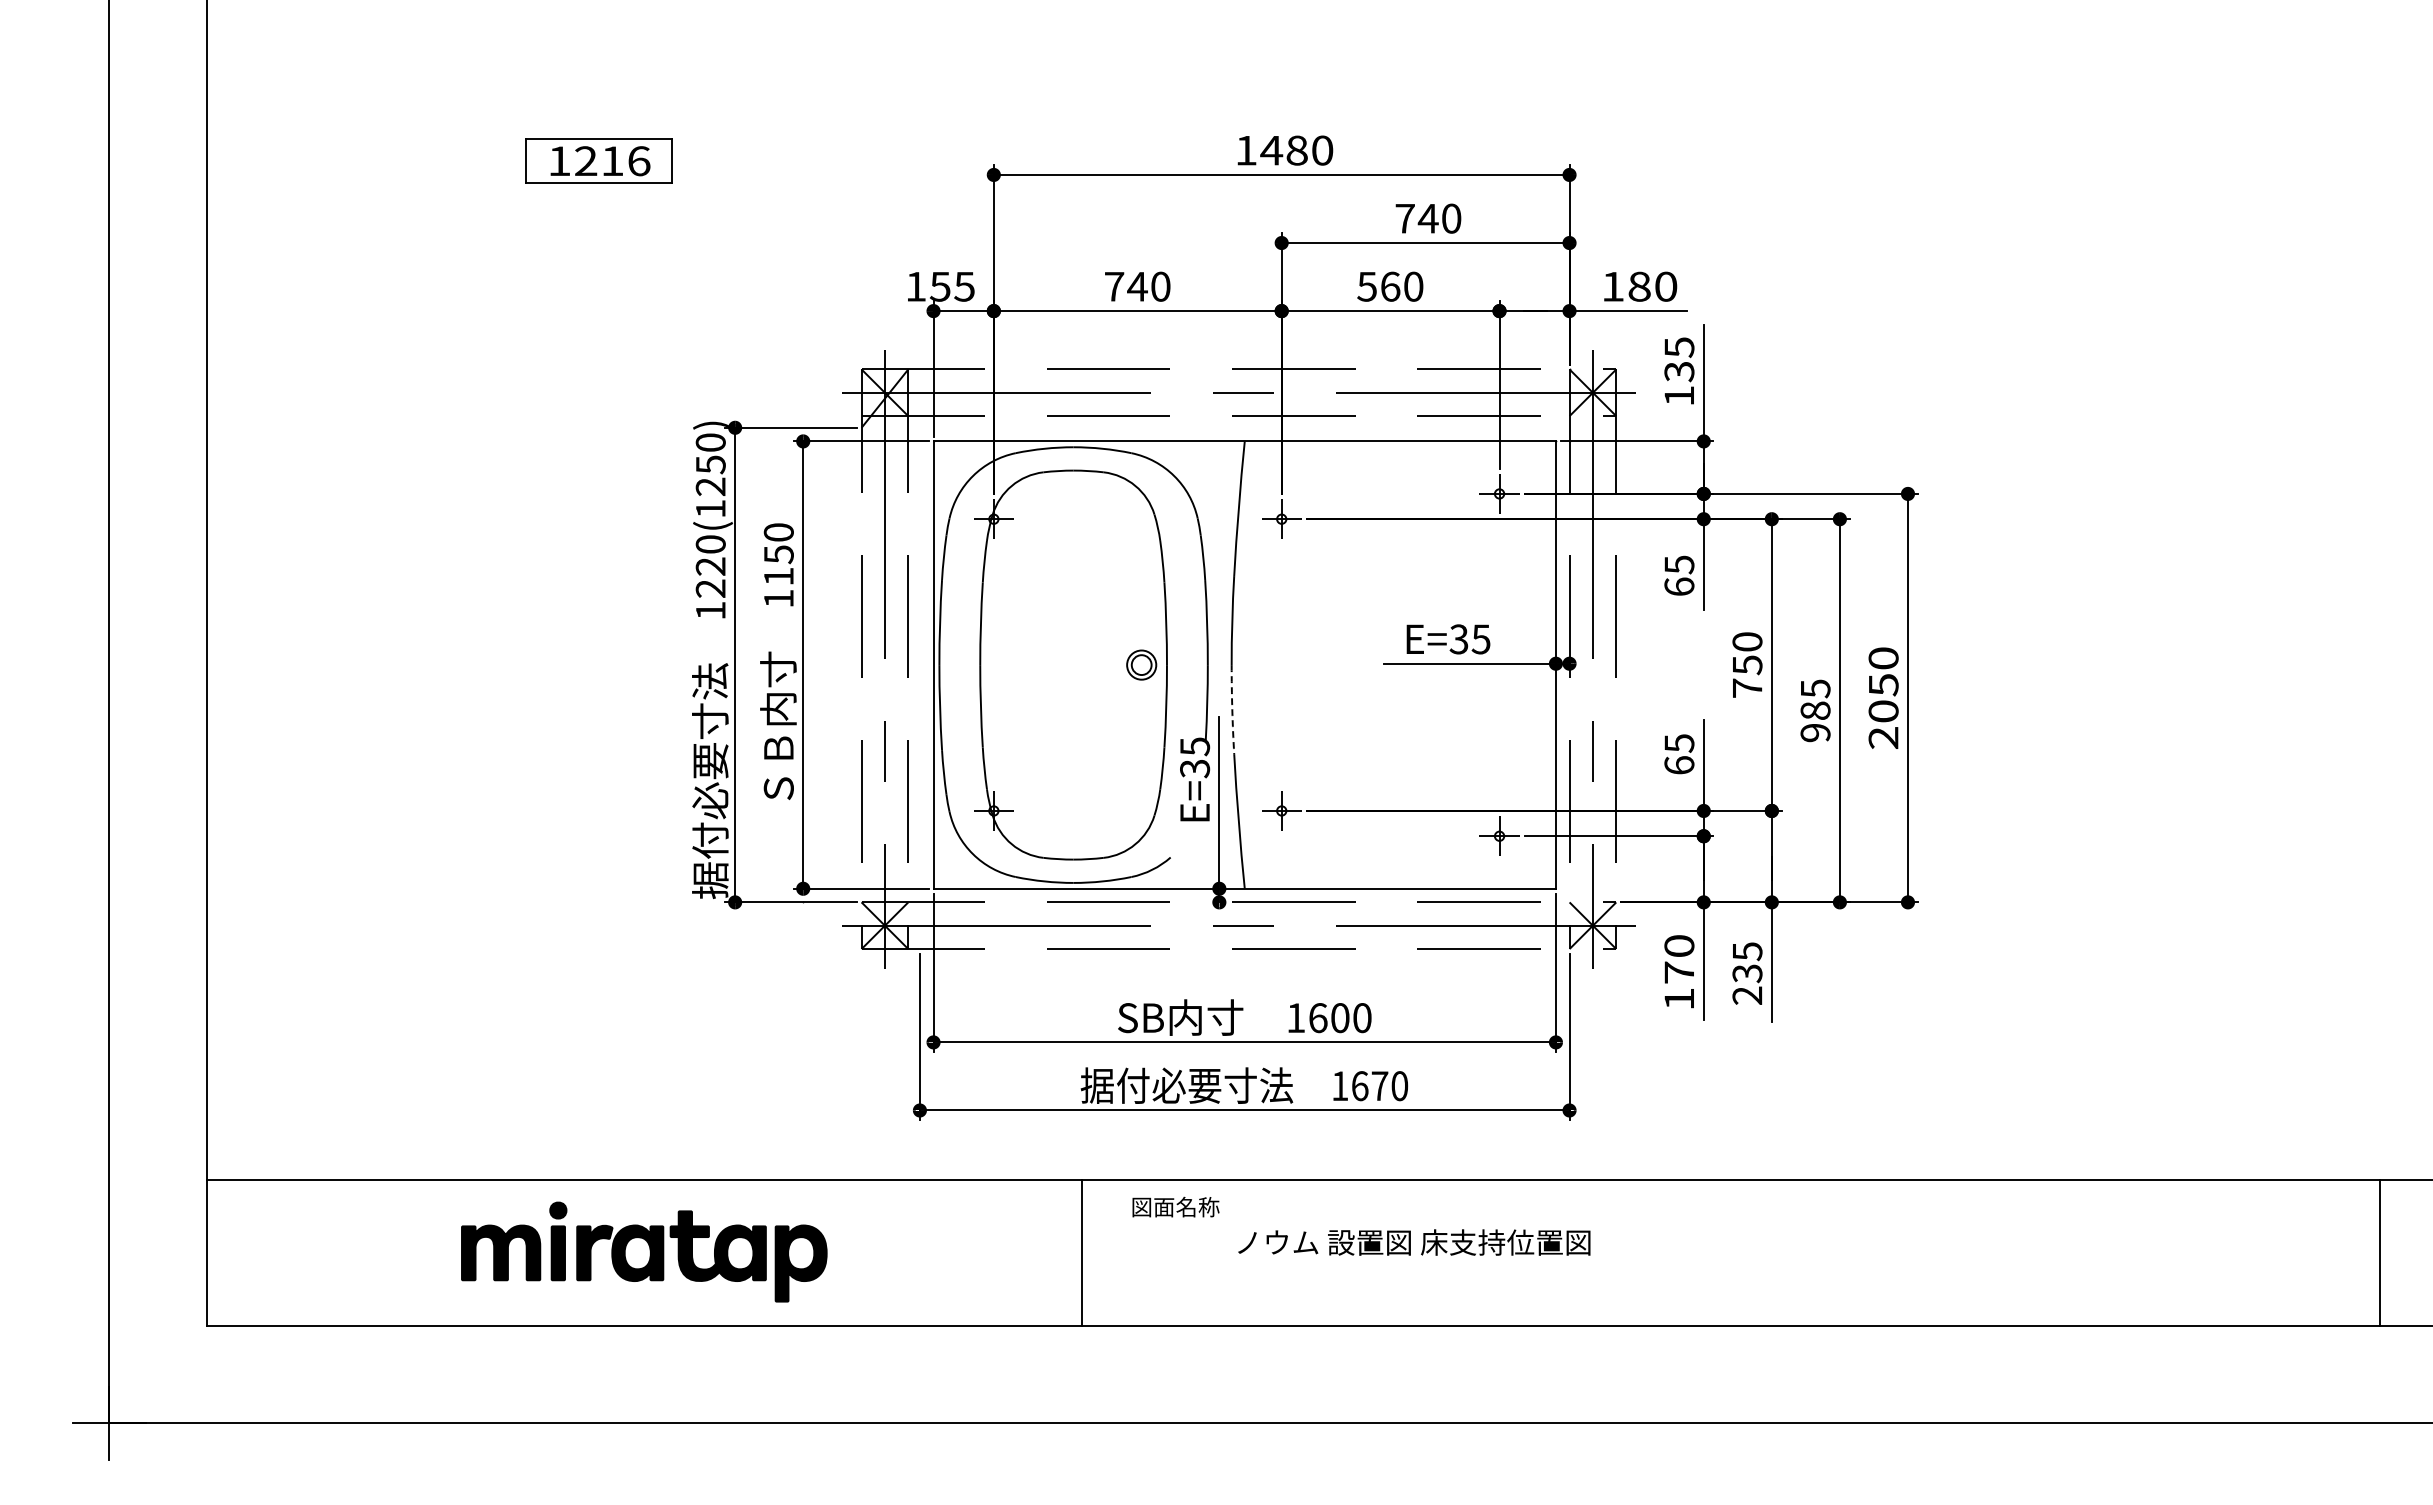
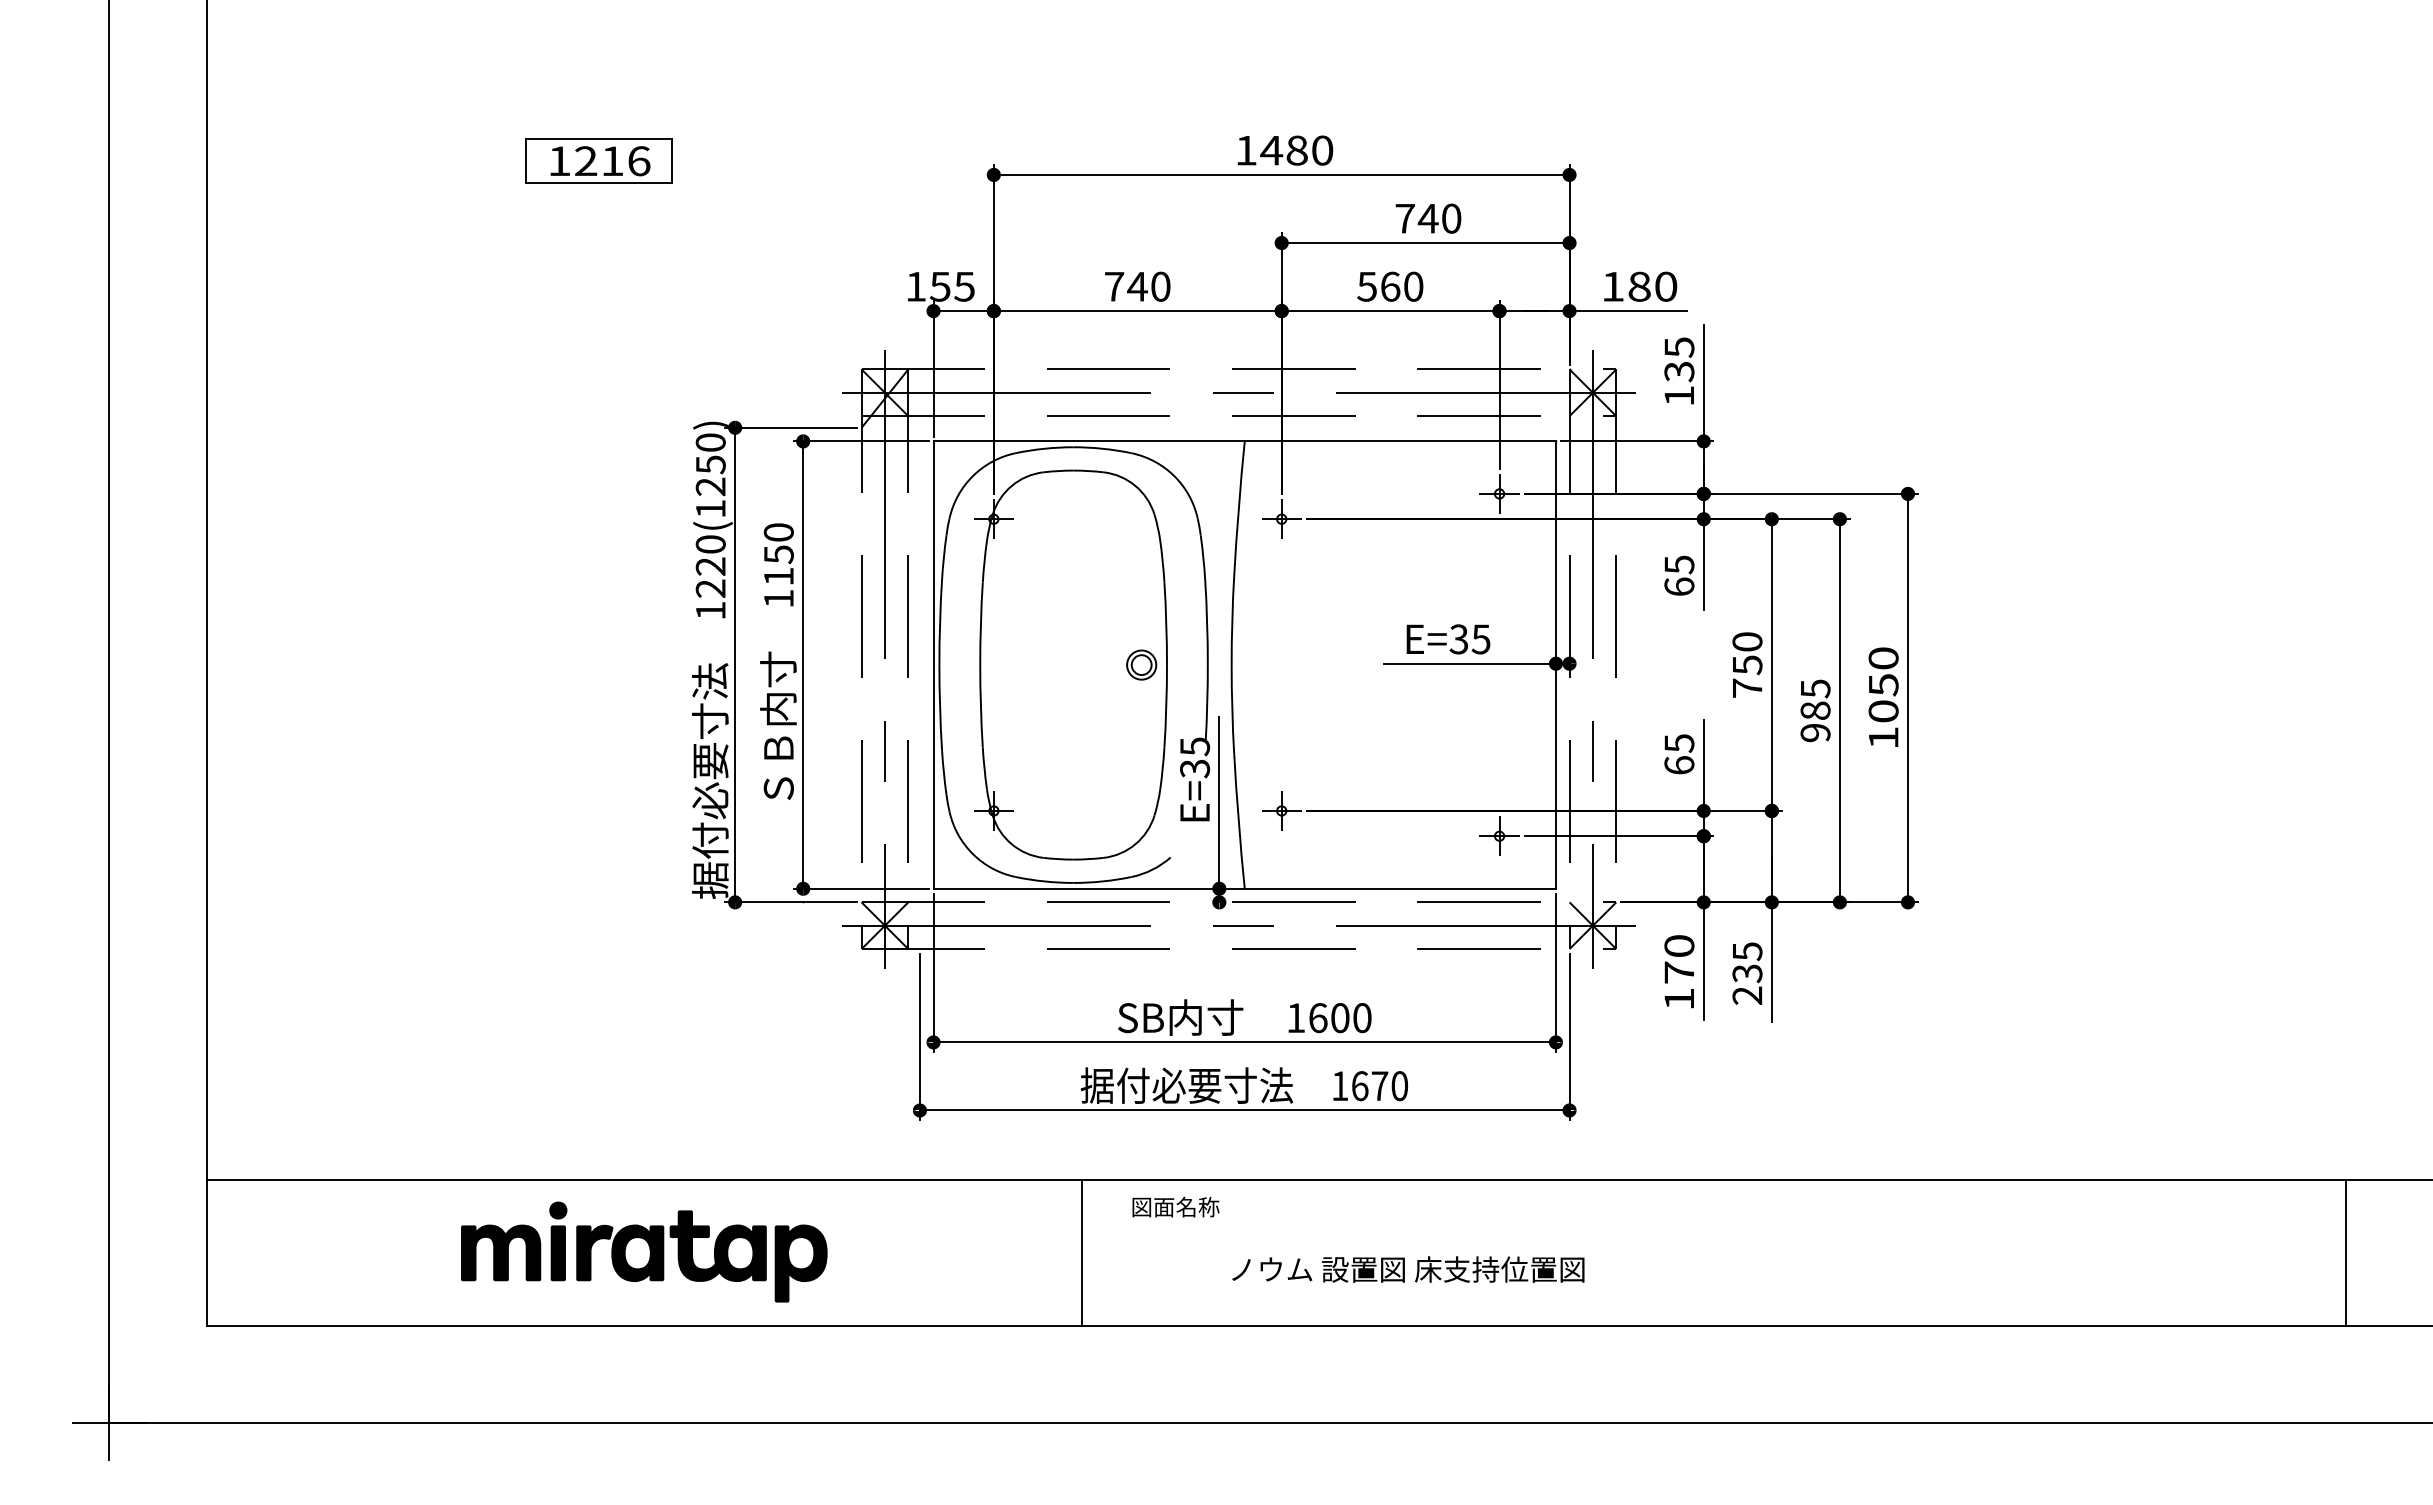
arc: dashed -> solid (1232, 709)
text: 2050 -> 1050 (1883, 737)
text position: (1414, 1242) -> (1408, 1269) (1408, 1269)
line position: (2380, 1252) -> (2346, 1252) (2346, 1252)
